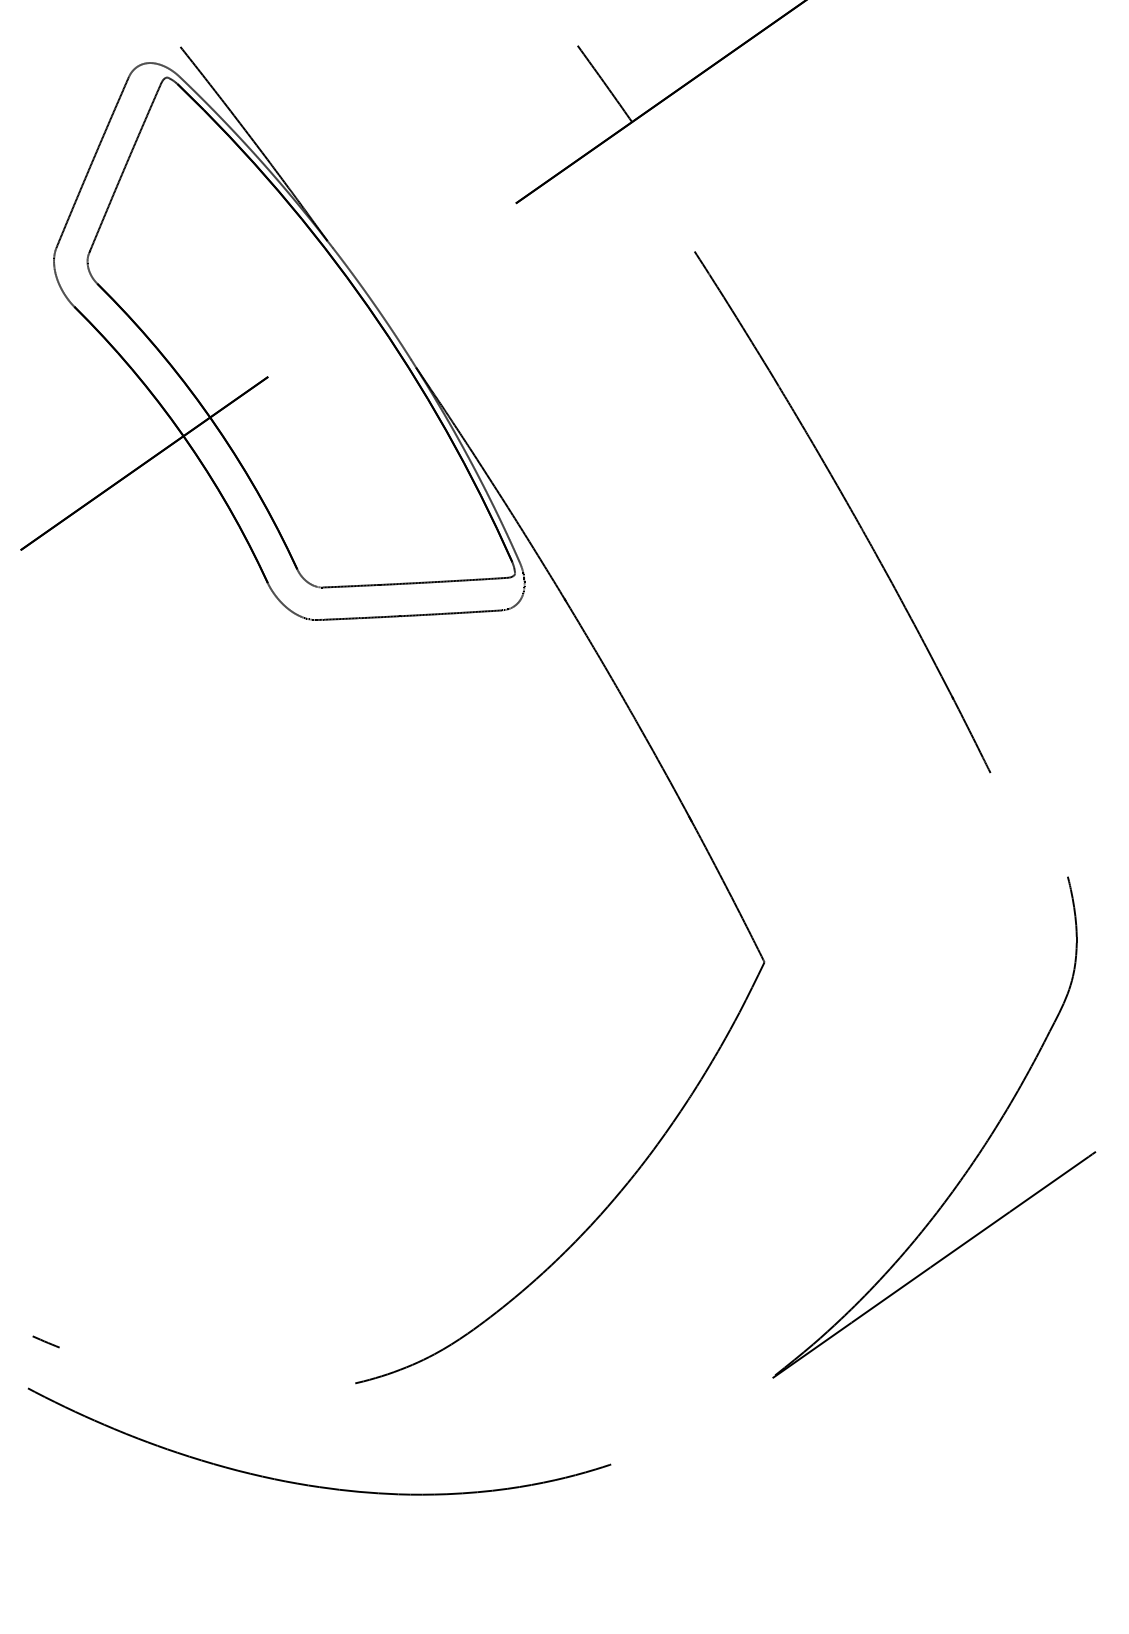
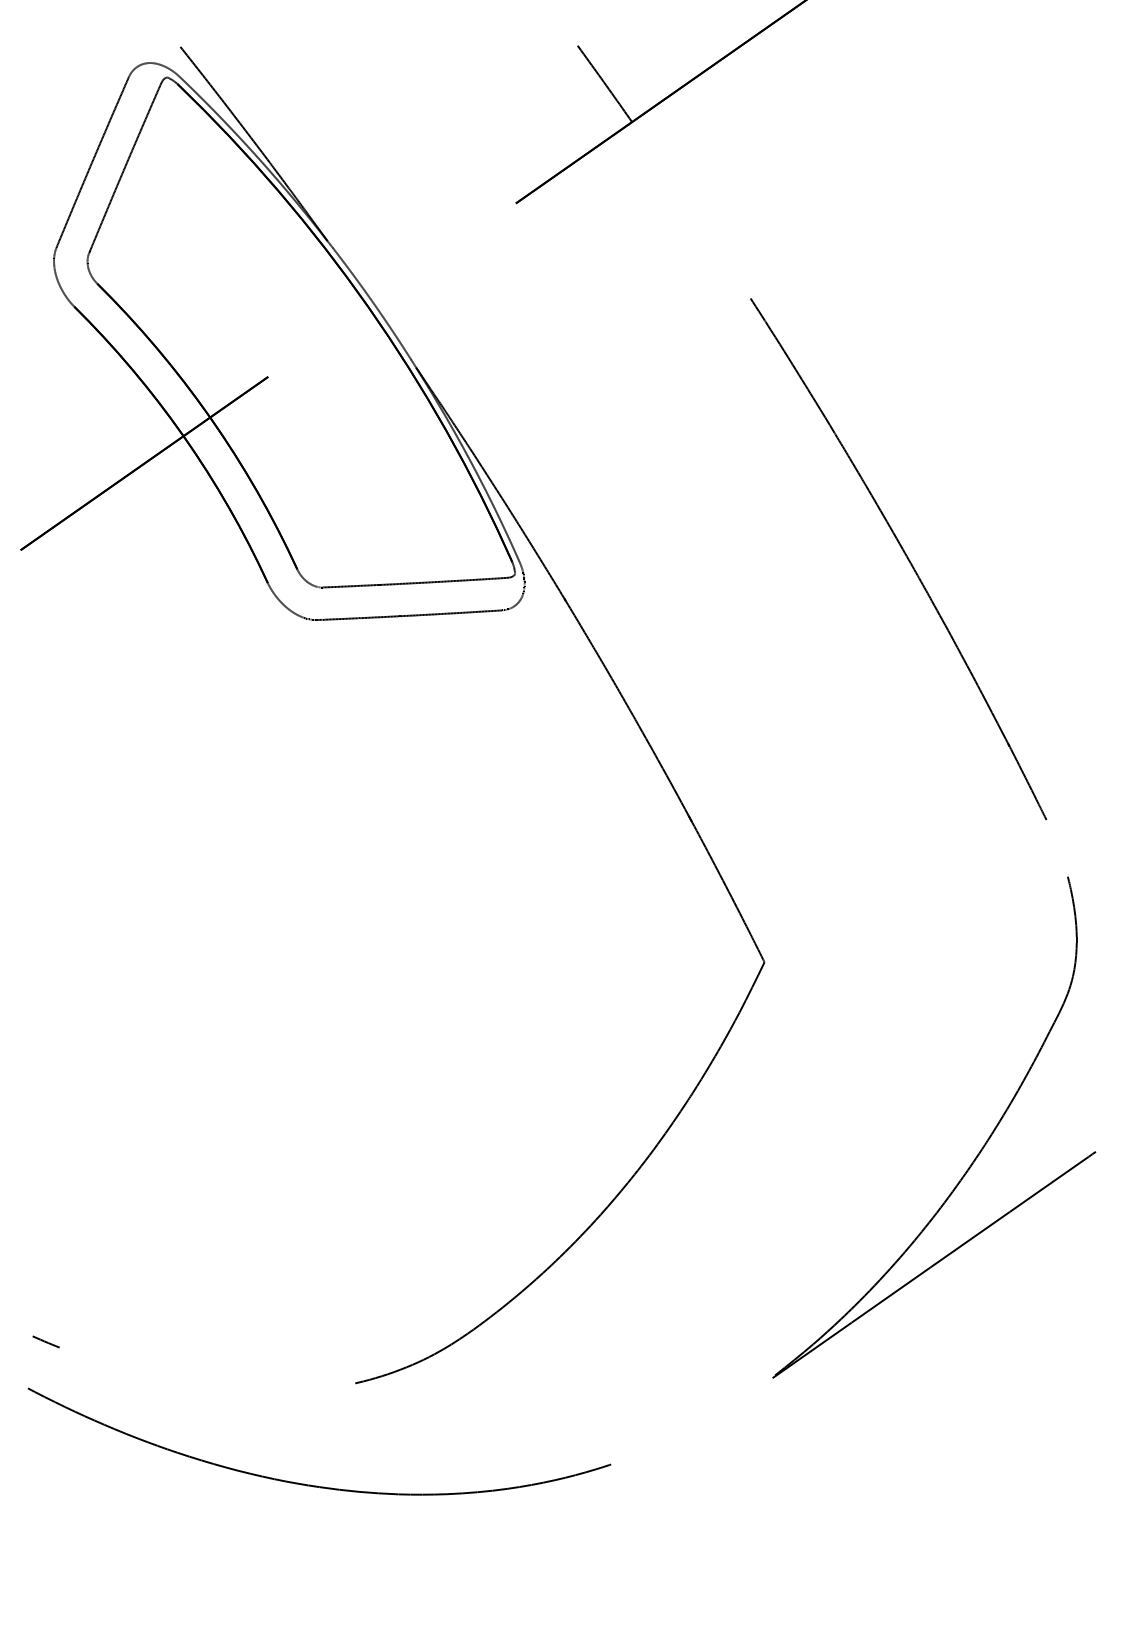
curve position: (849, 509) -> (905, 556) (905, 556)
